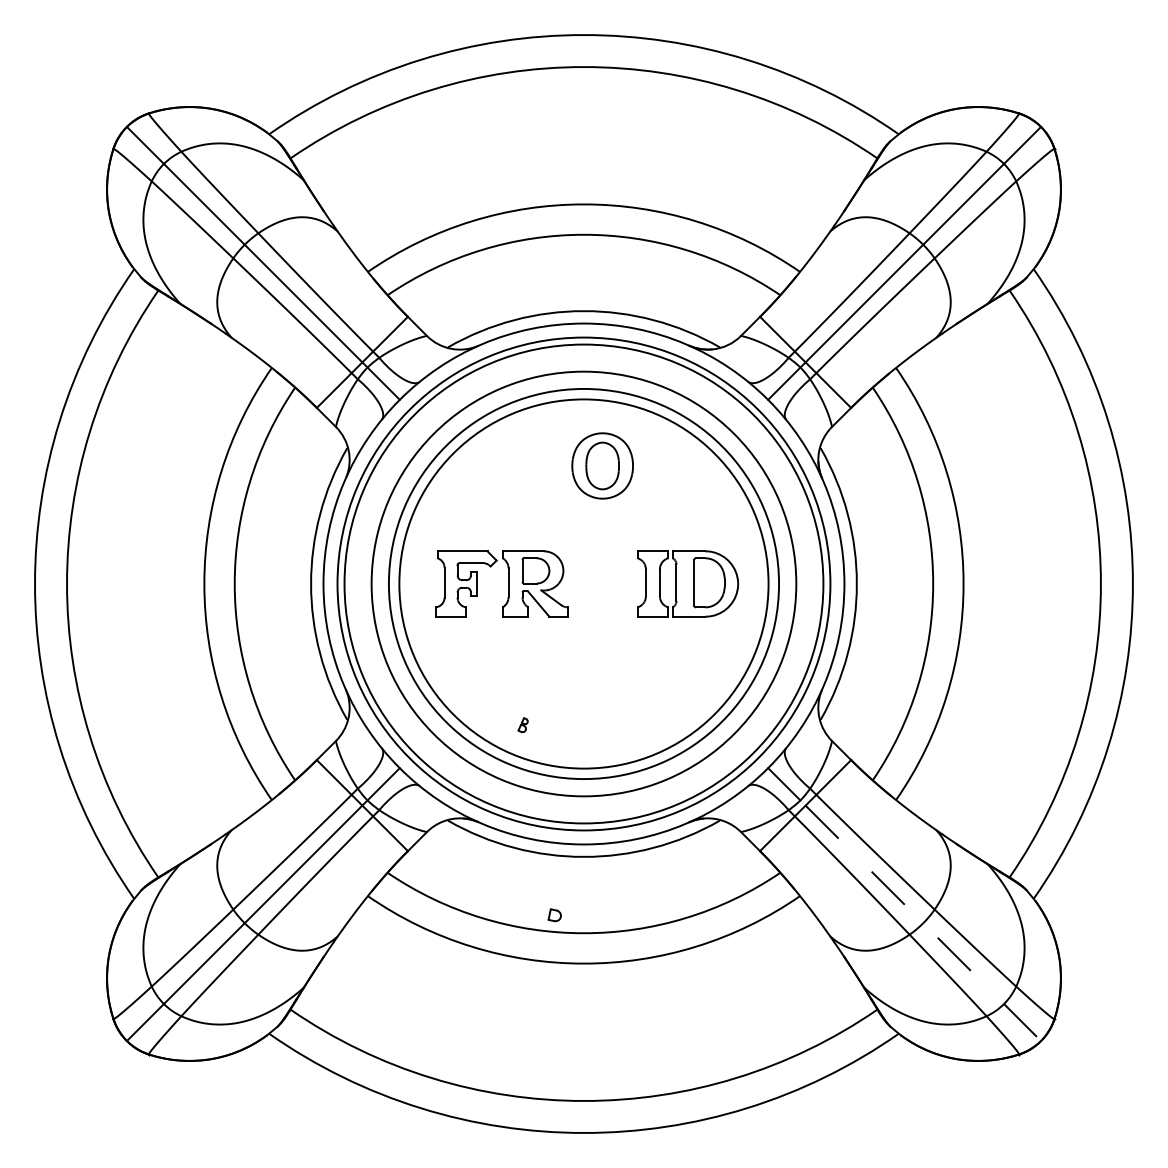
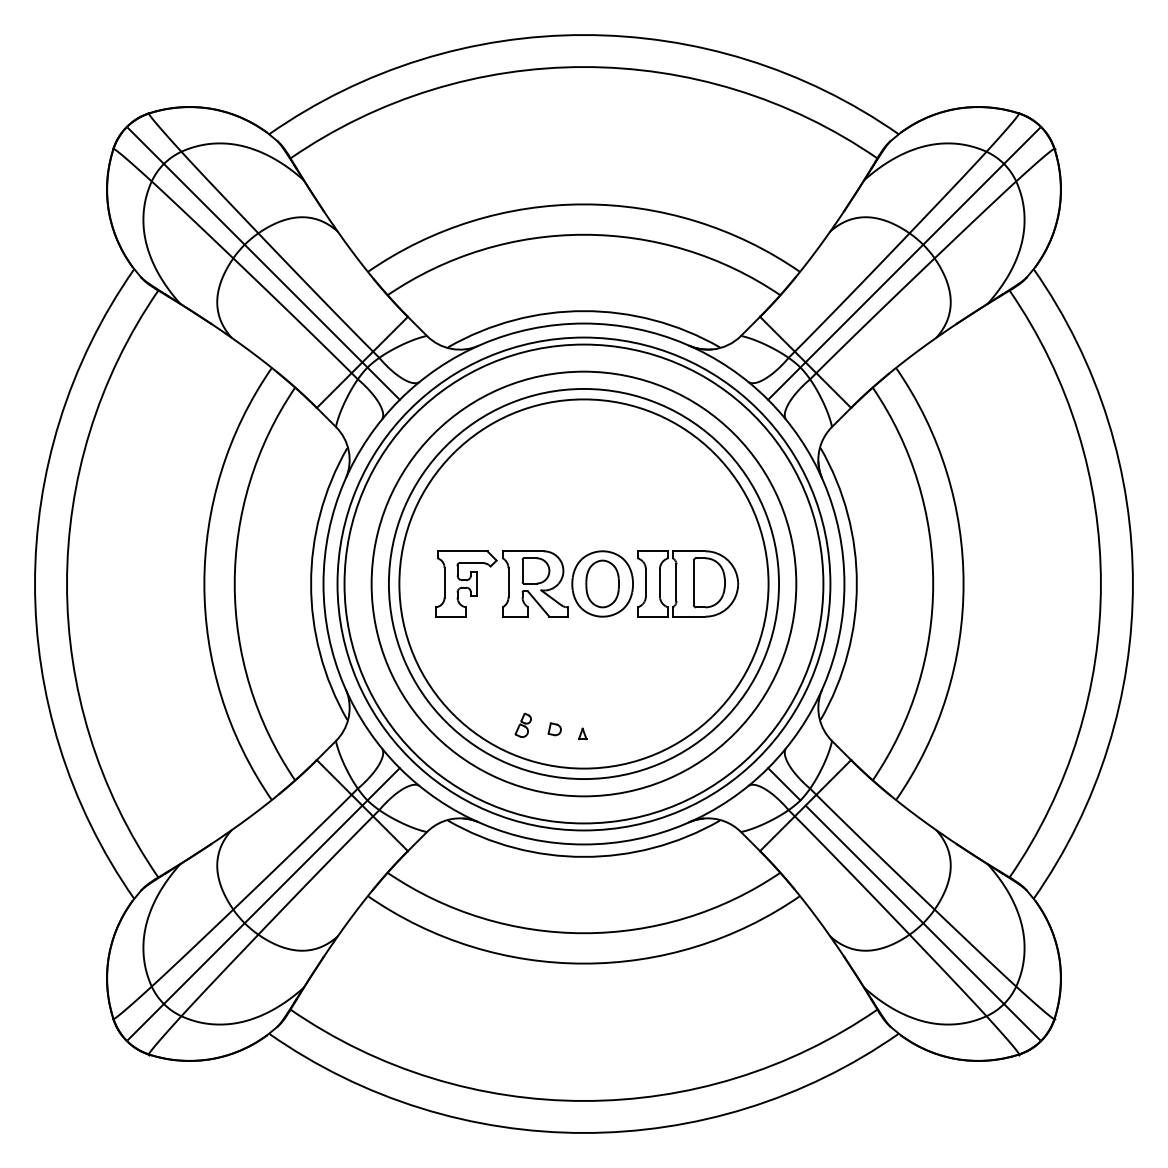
part position: (602, 465) -> (602, 583) (602, 583)
part size: 12x17 px -> 18x26 px (522, 724)
part: none -> present (582, 733)
part position: (554, 915) -> (554, 729) (554, 729)
line: dashed -> solid (923, 923)
